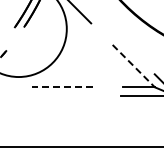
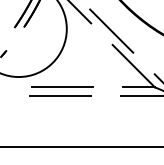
line: none -> present (111, 30)
line: dashed -> solid (133, 66)
line: dashed -> solid (61, 87)
line: none -> present (59, 96)
